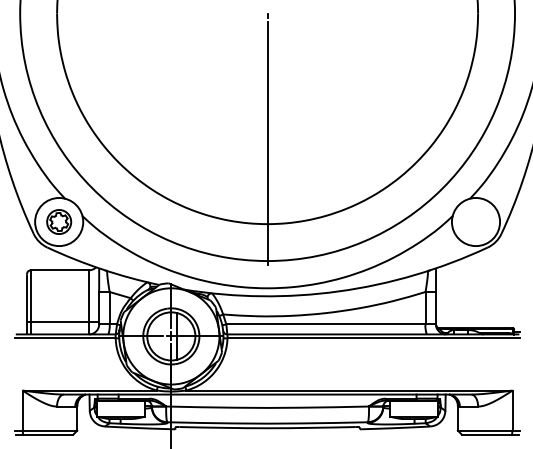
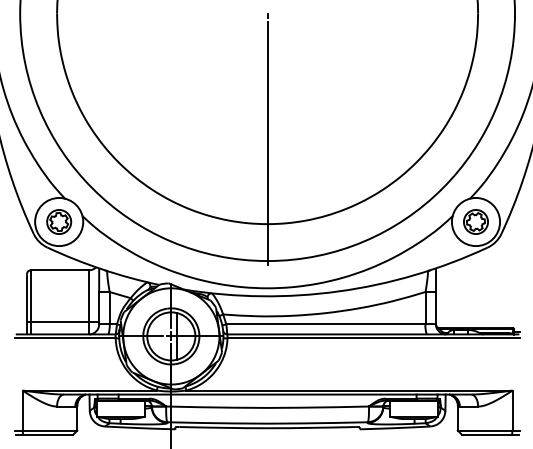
part: none -> present (475, 221)
